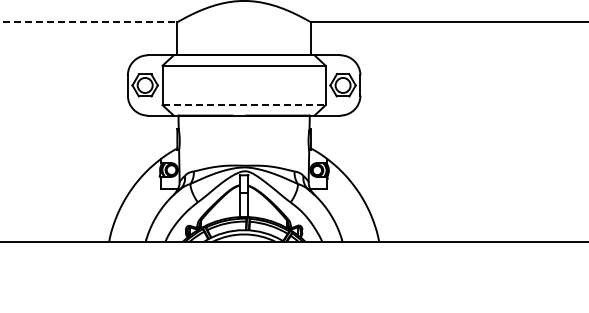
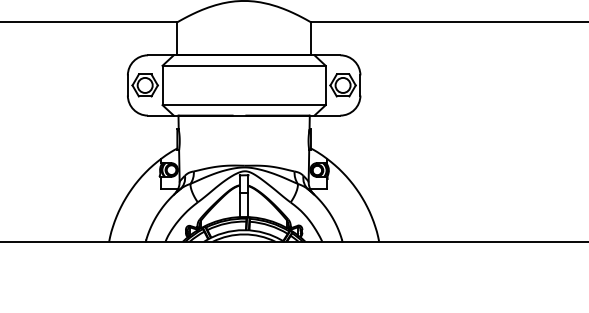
line: dashed -> solid (89, 22)
line: dashed -> solid (244, 105)
